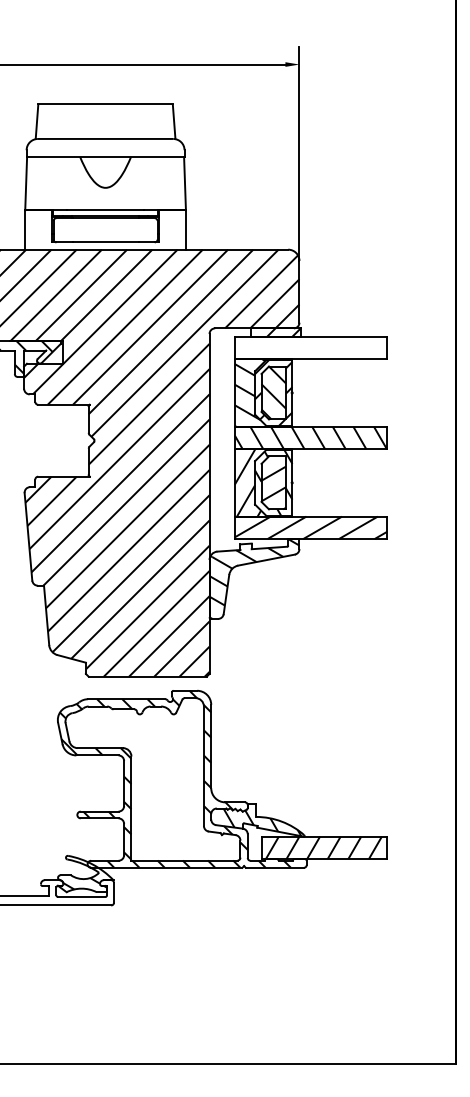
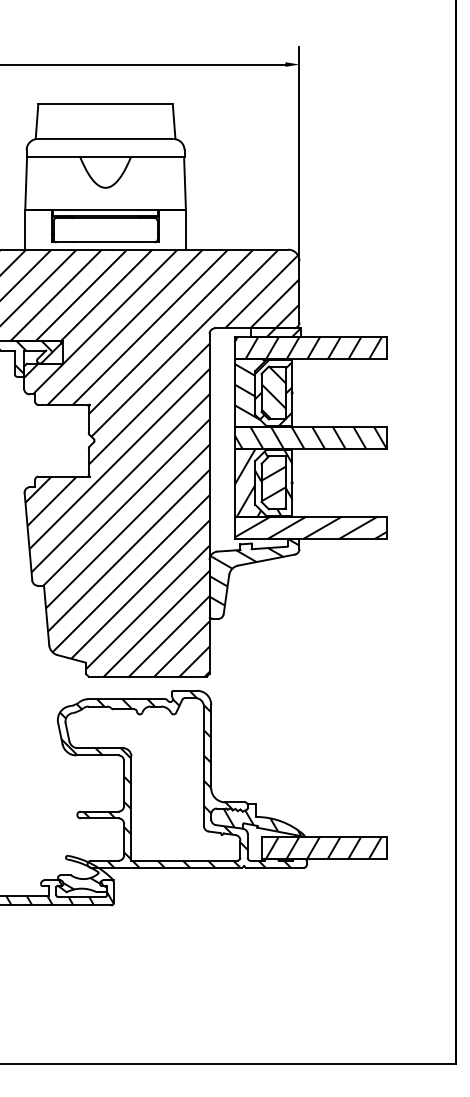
hatch: none -> present (308, 347)
hatch: none -> present (59, 892)
